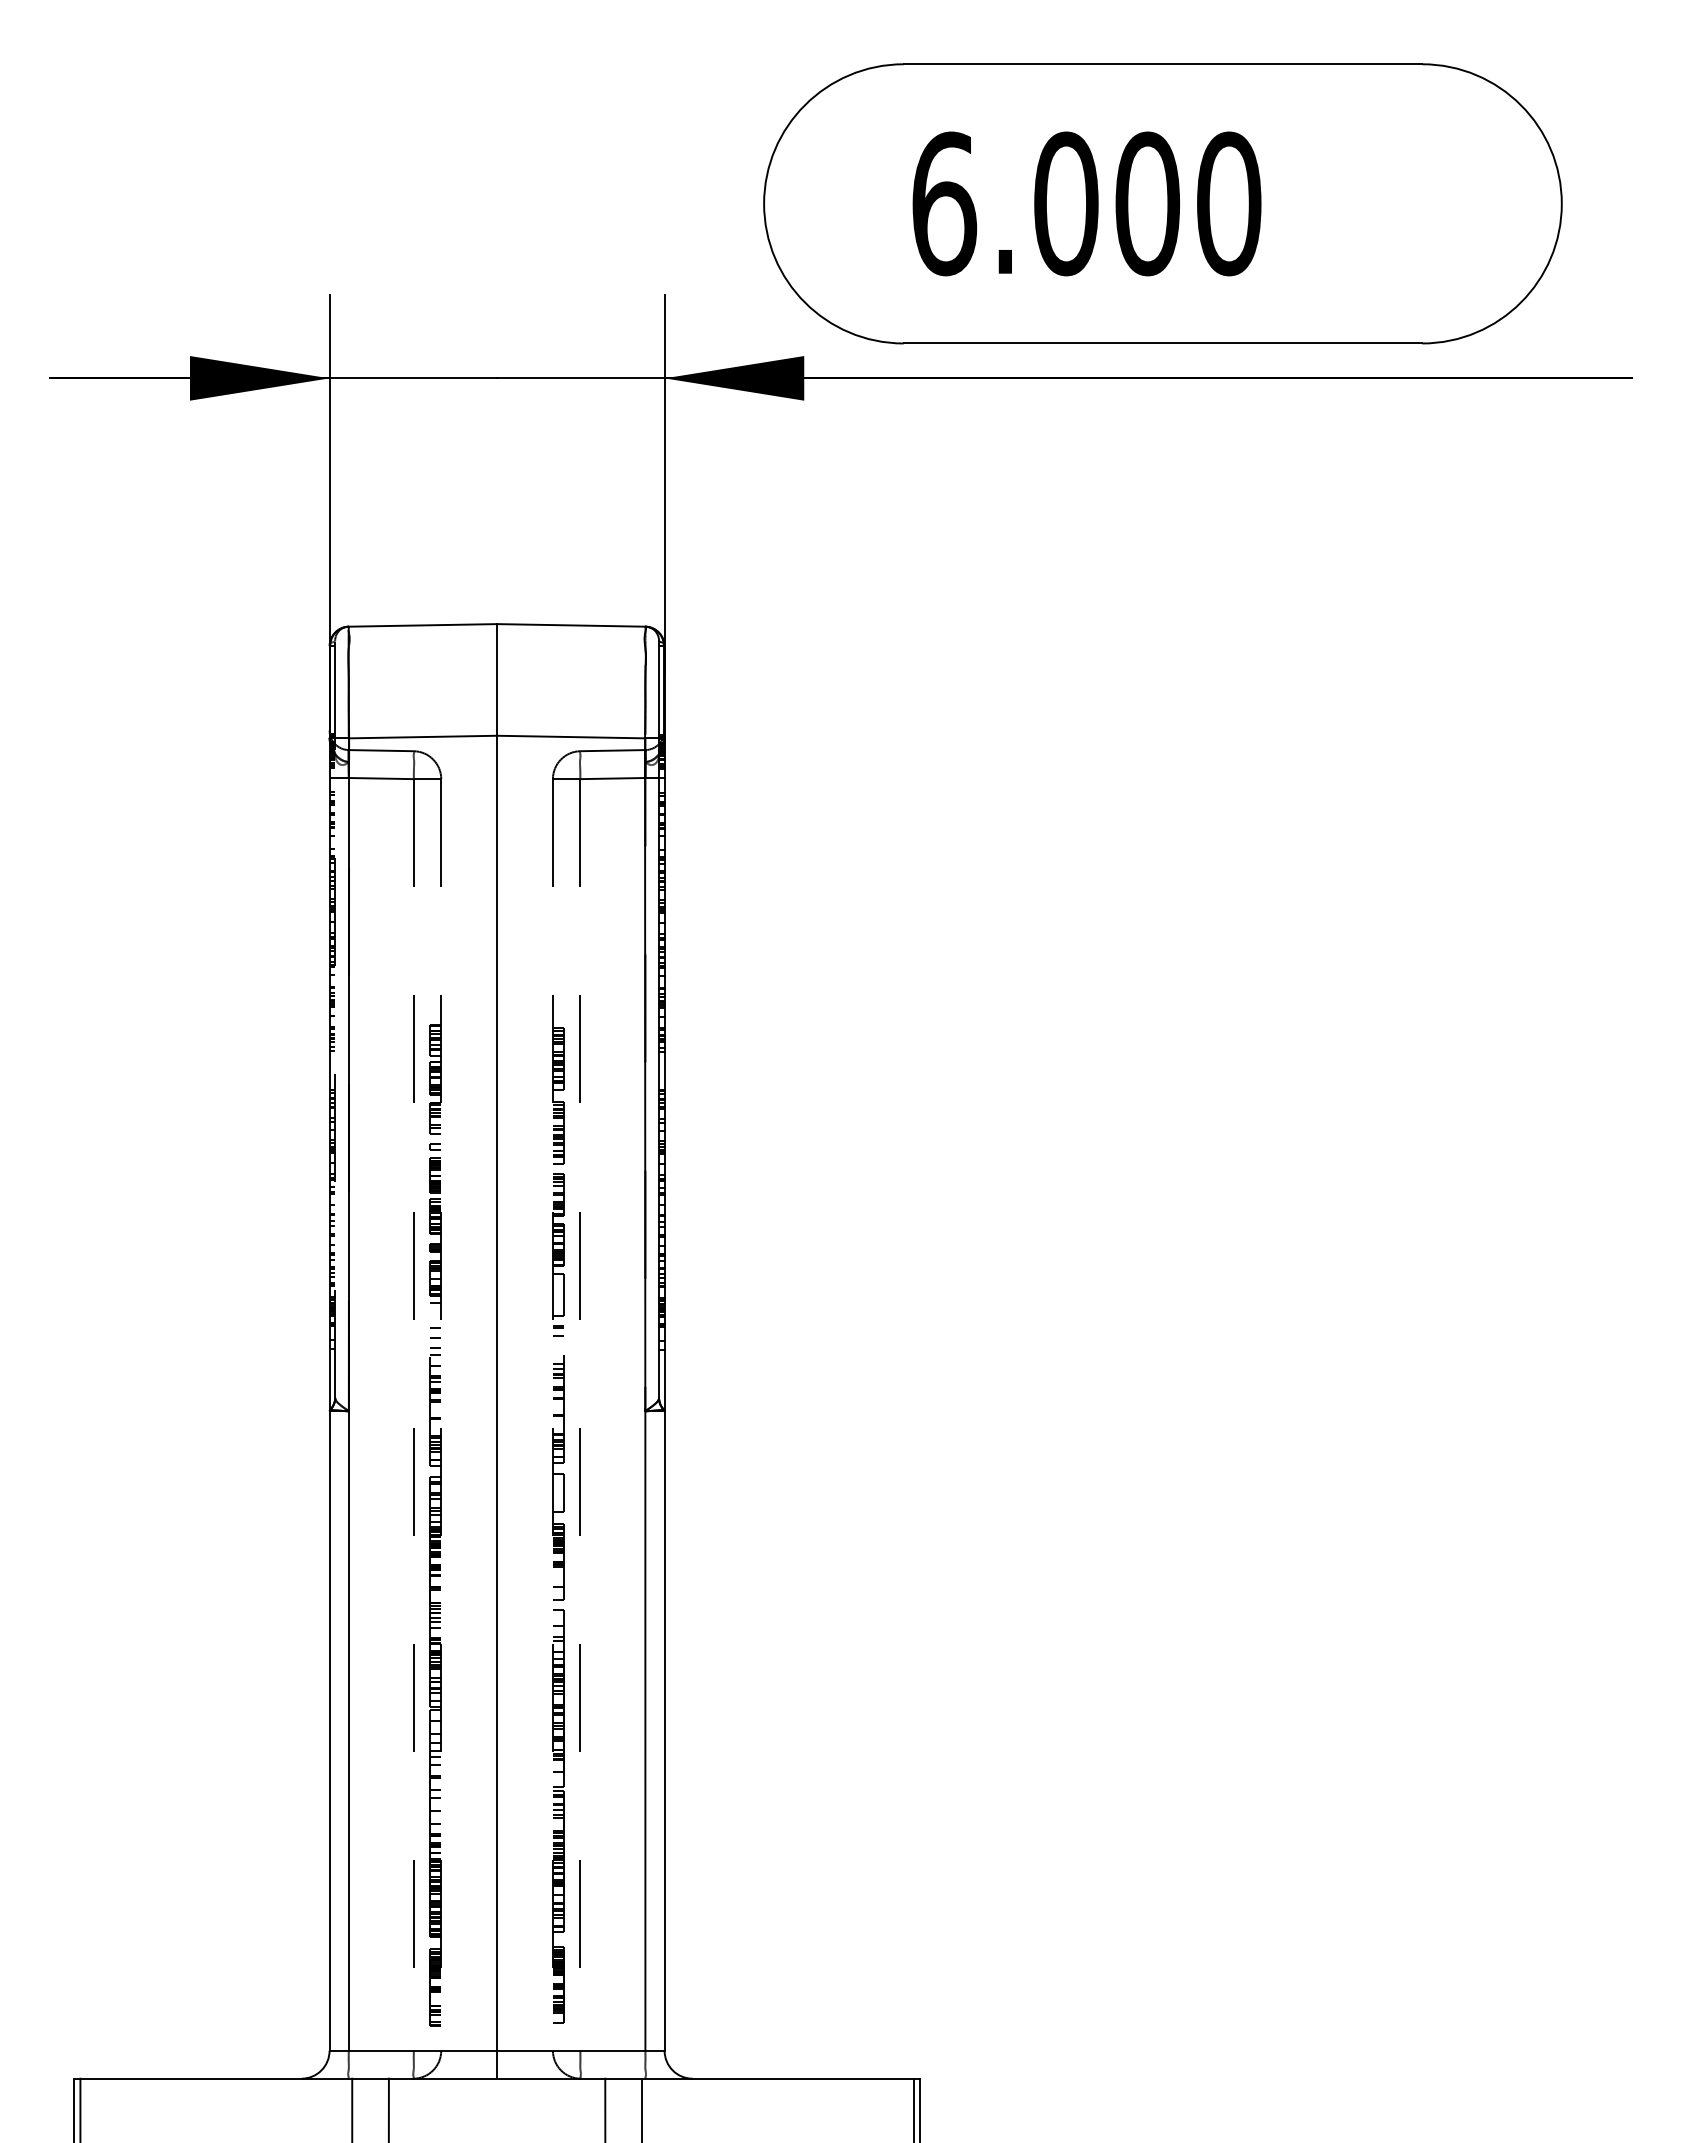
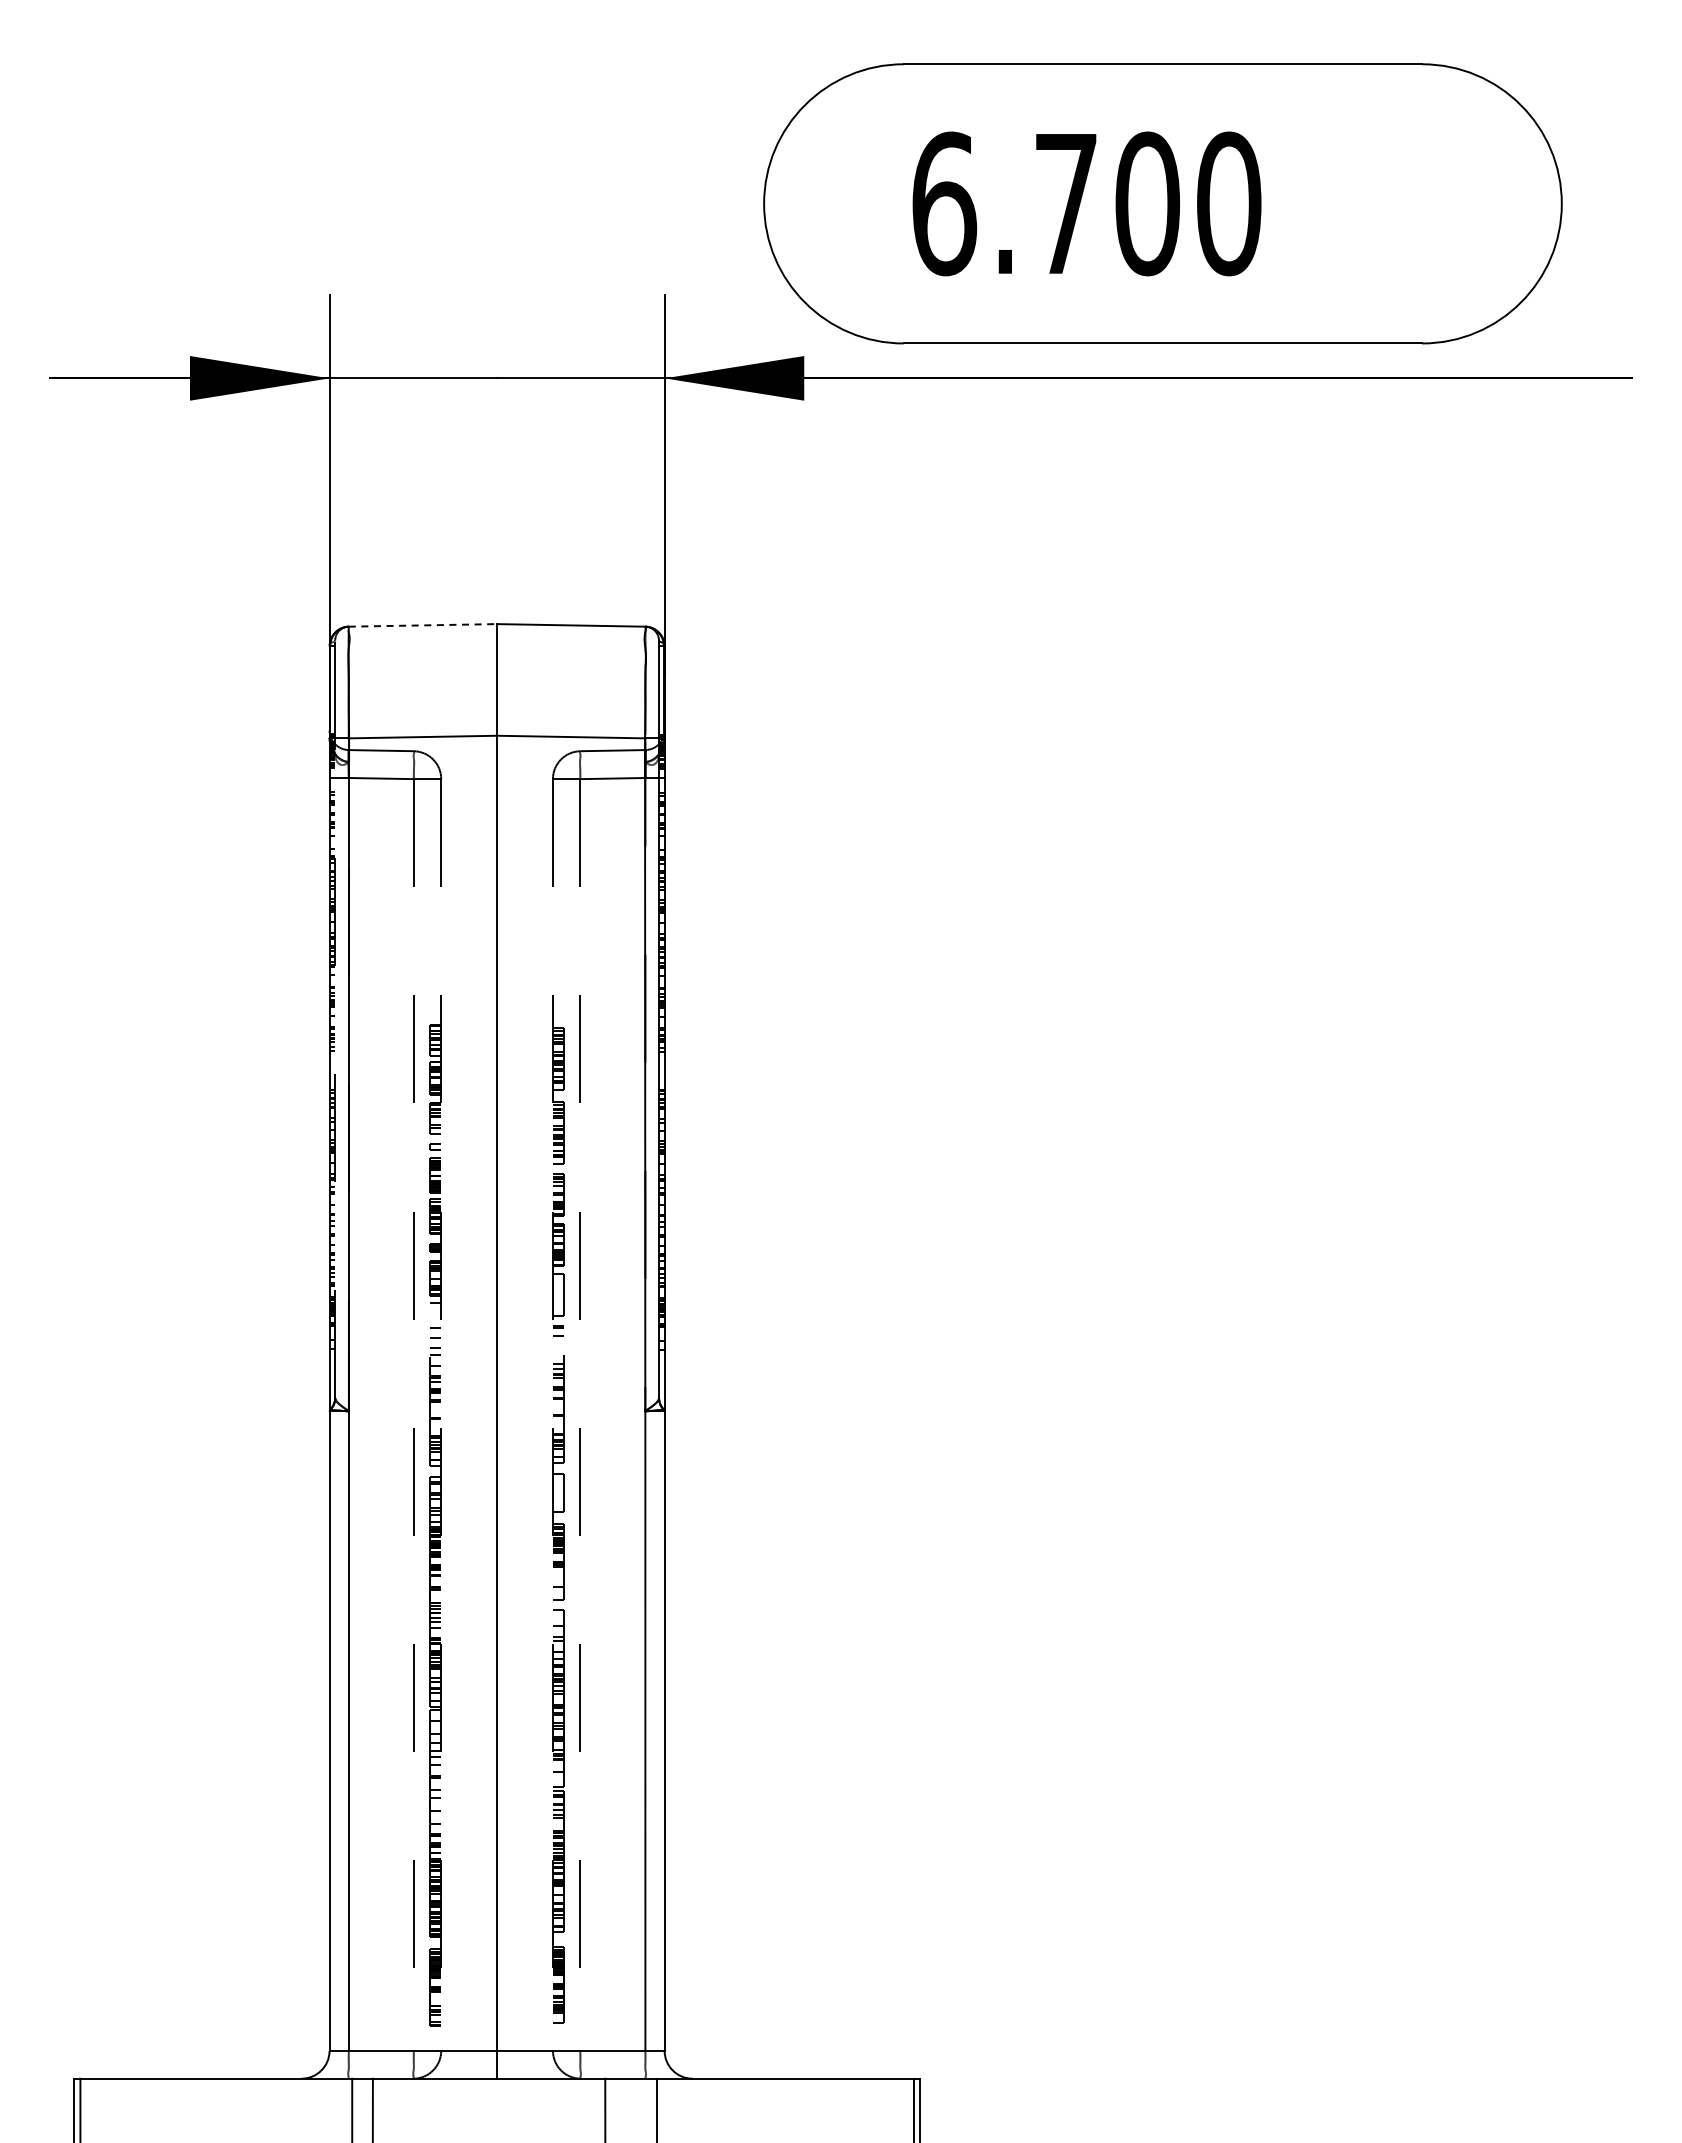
text: 6.000 -> 6.700 (1066, 203)
line: solid -> dashed (423, 625)
line position: (388, 2108) -> (372, 2108) (372, 2108)
line position: (641, 2108) -> (656, 2108) (656, 2108)
